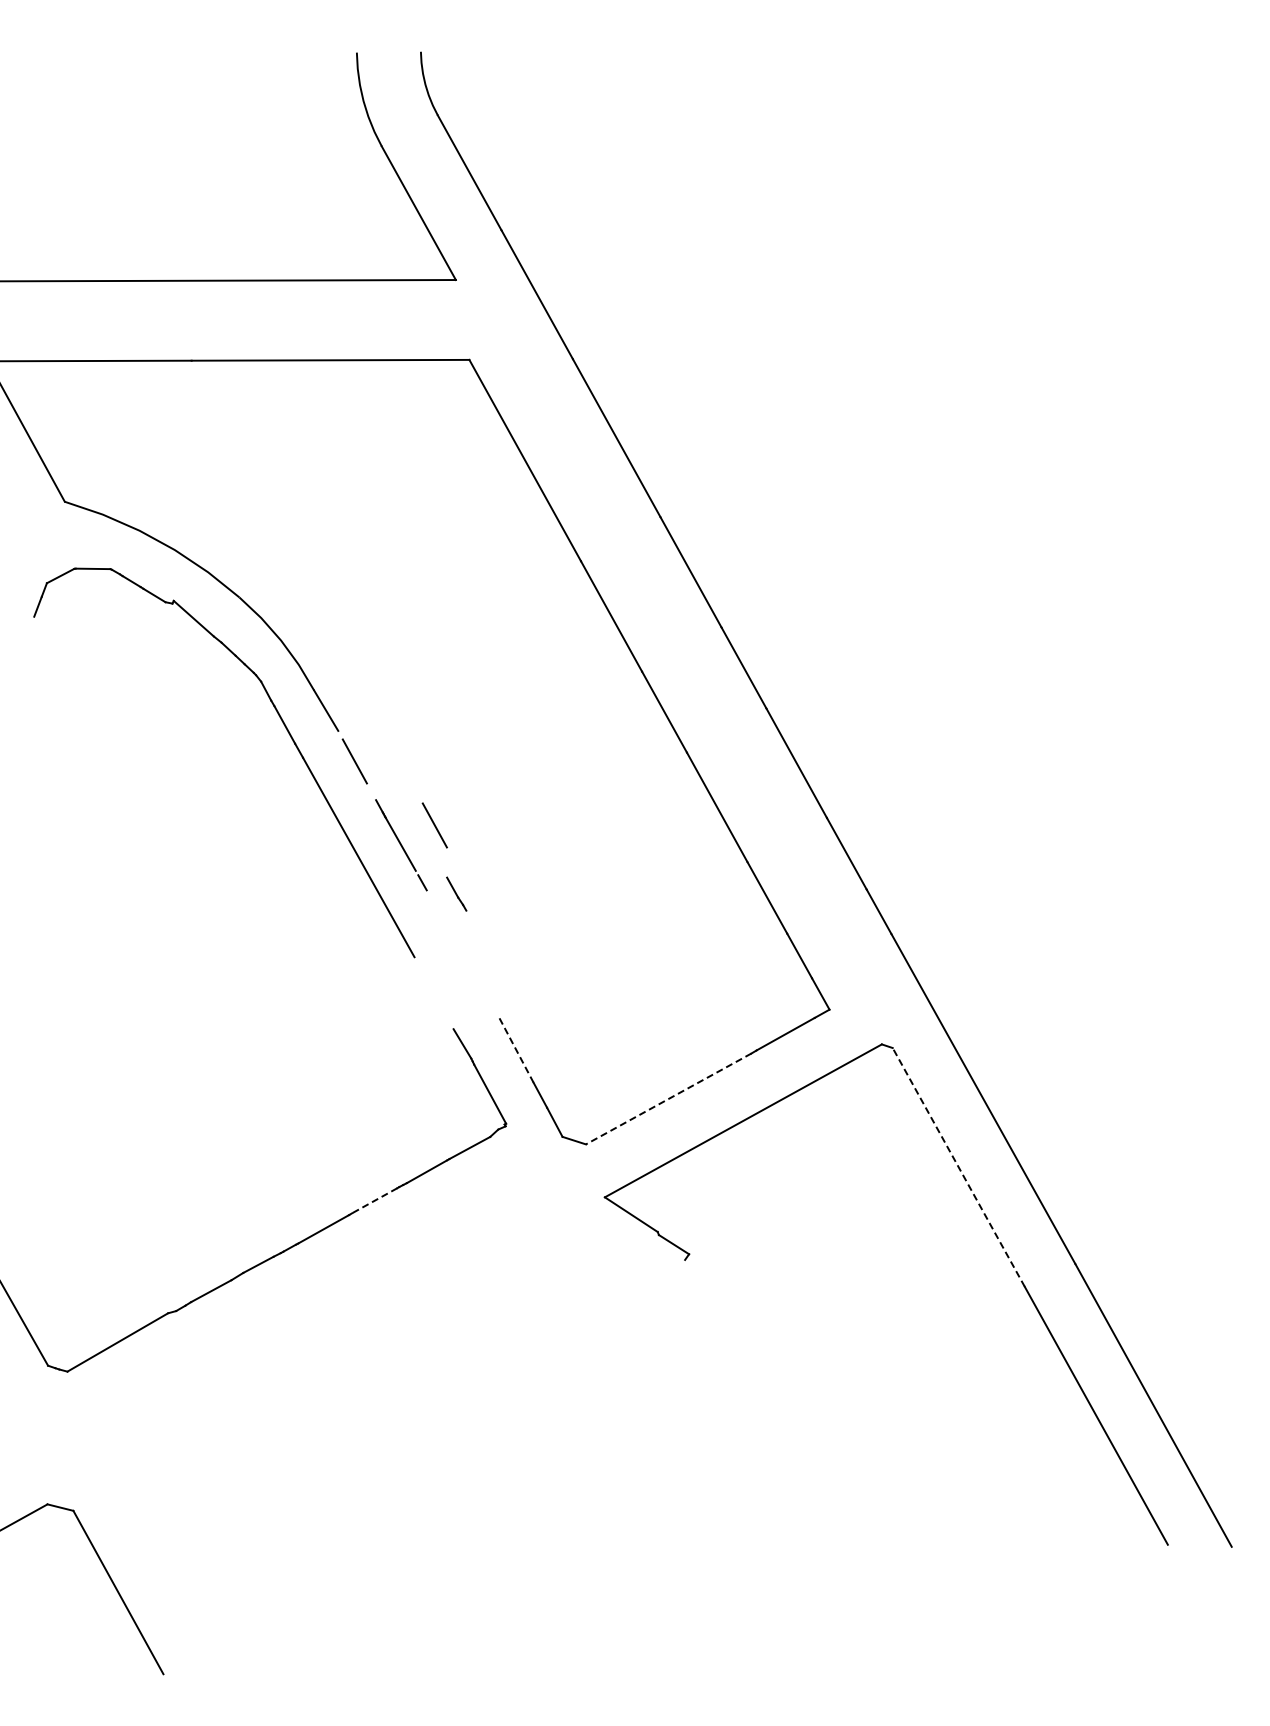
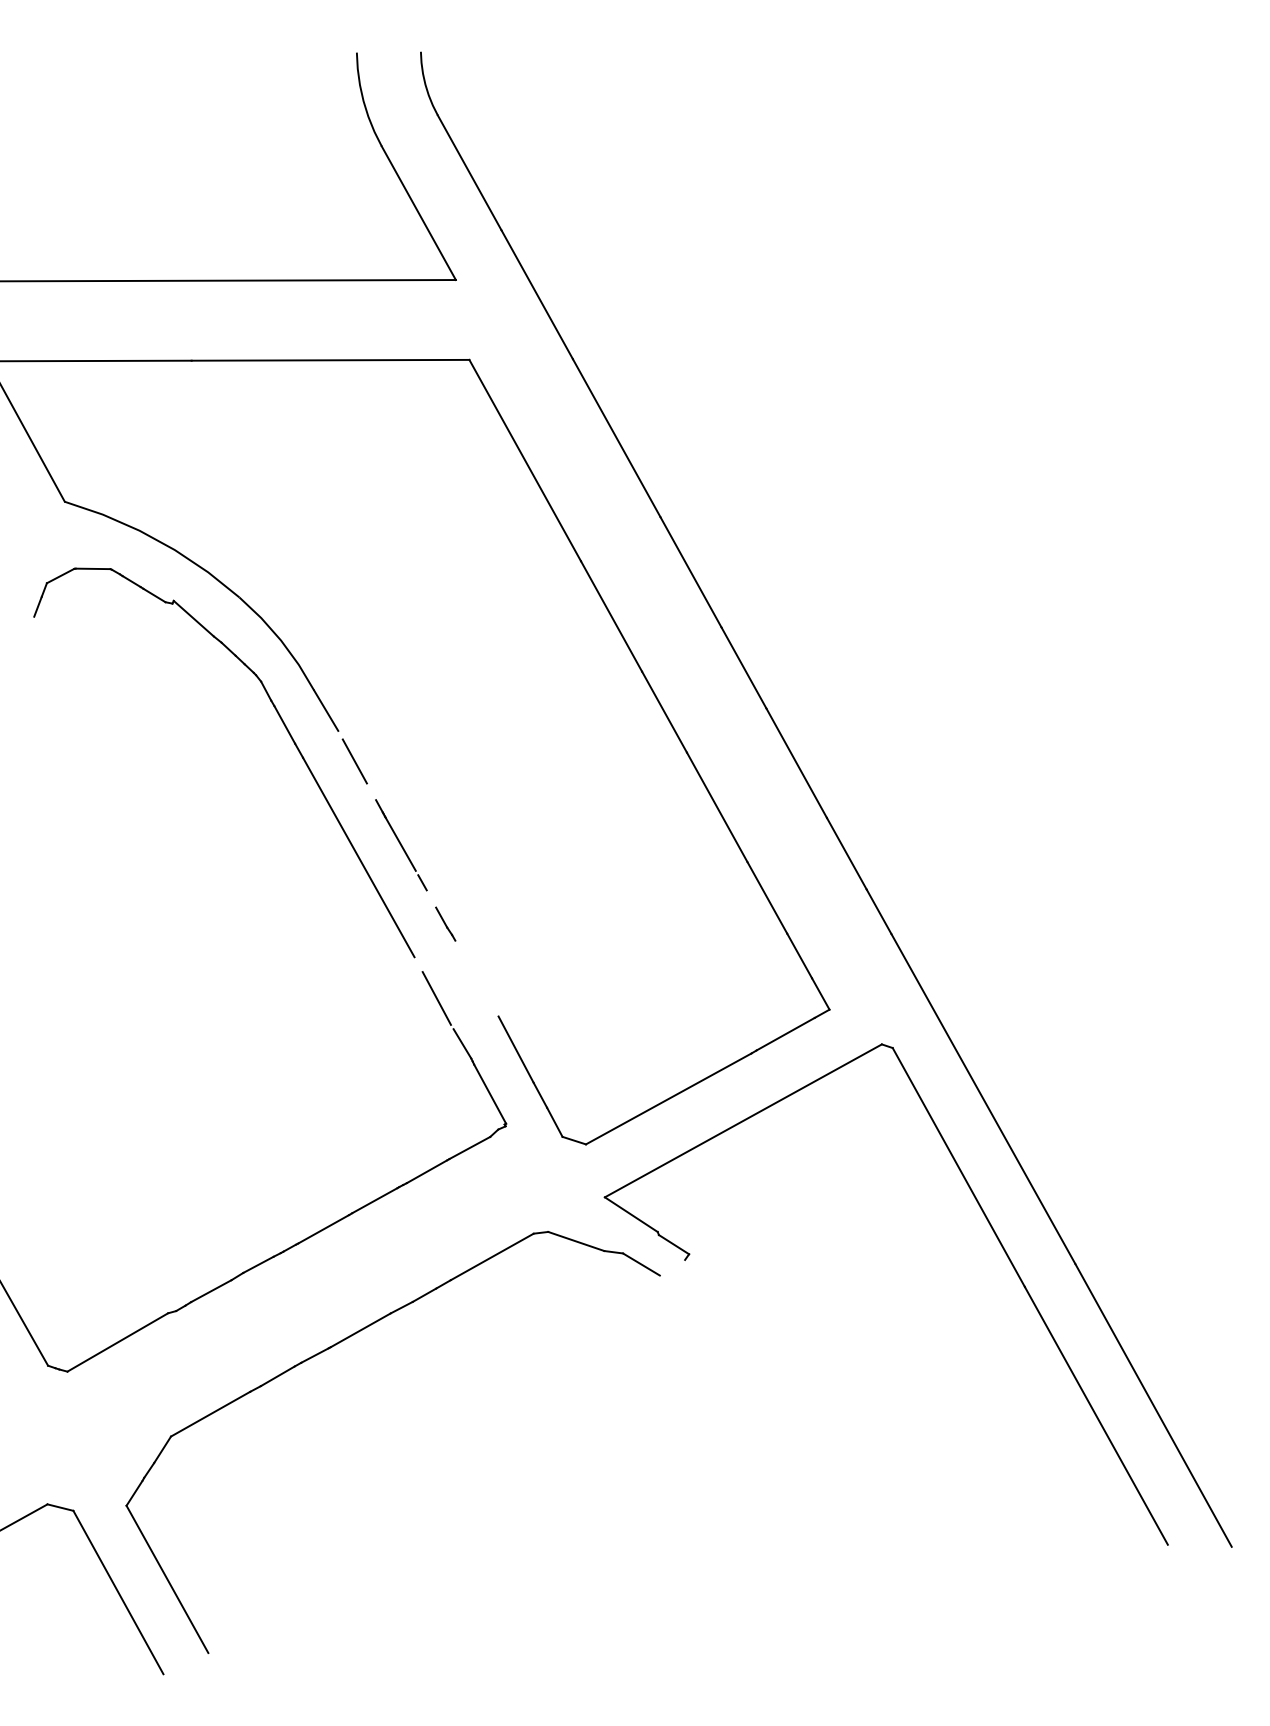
line: present -> none (434, 825)
line position: (456, 893) -> (445, 923) (445, 923)
line: none -> present (436, 998)
line: dashed -> solid (516, 1049)
line: dashed -> solid (668, 1099)
line: dashed -> solid (958, 1167)
line: dashed -> solid (374, 1200)
part: none -> present (336, 1345)
